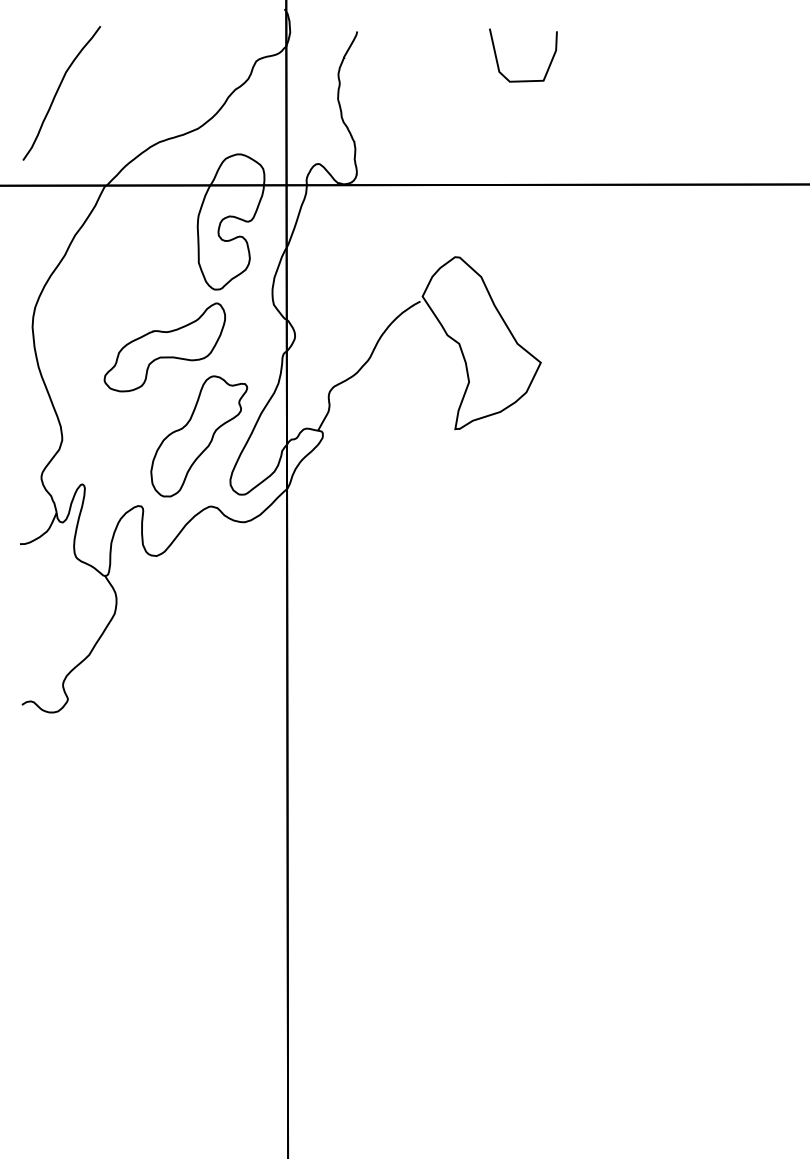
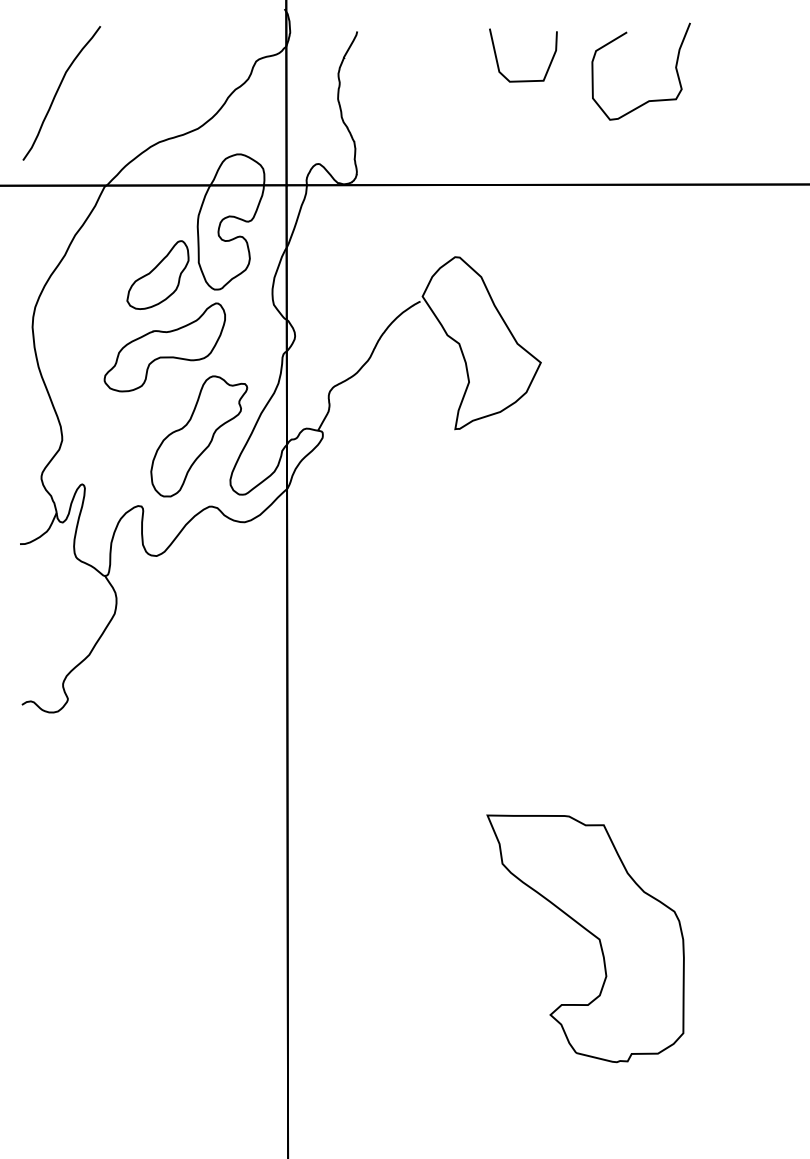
curve: none -> present (648, 100)
part: none -> present (157, 274)
part: none -> present (589, 933)
